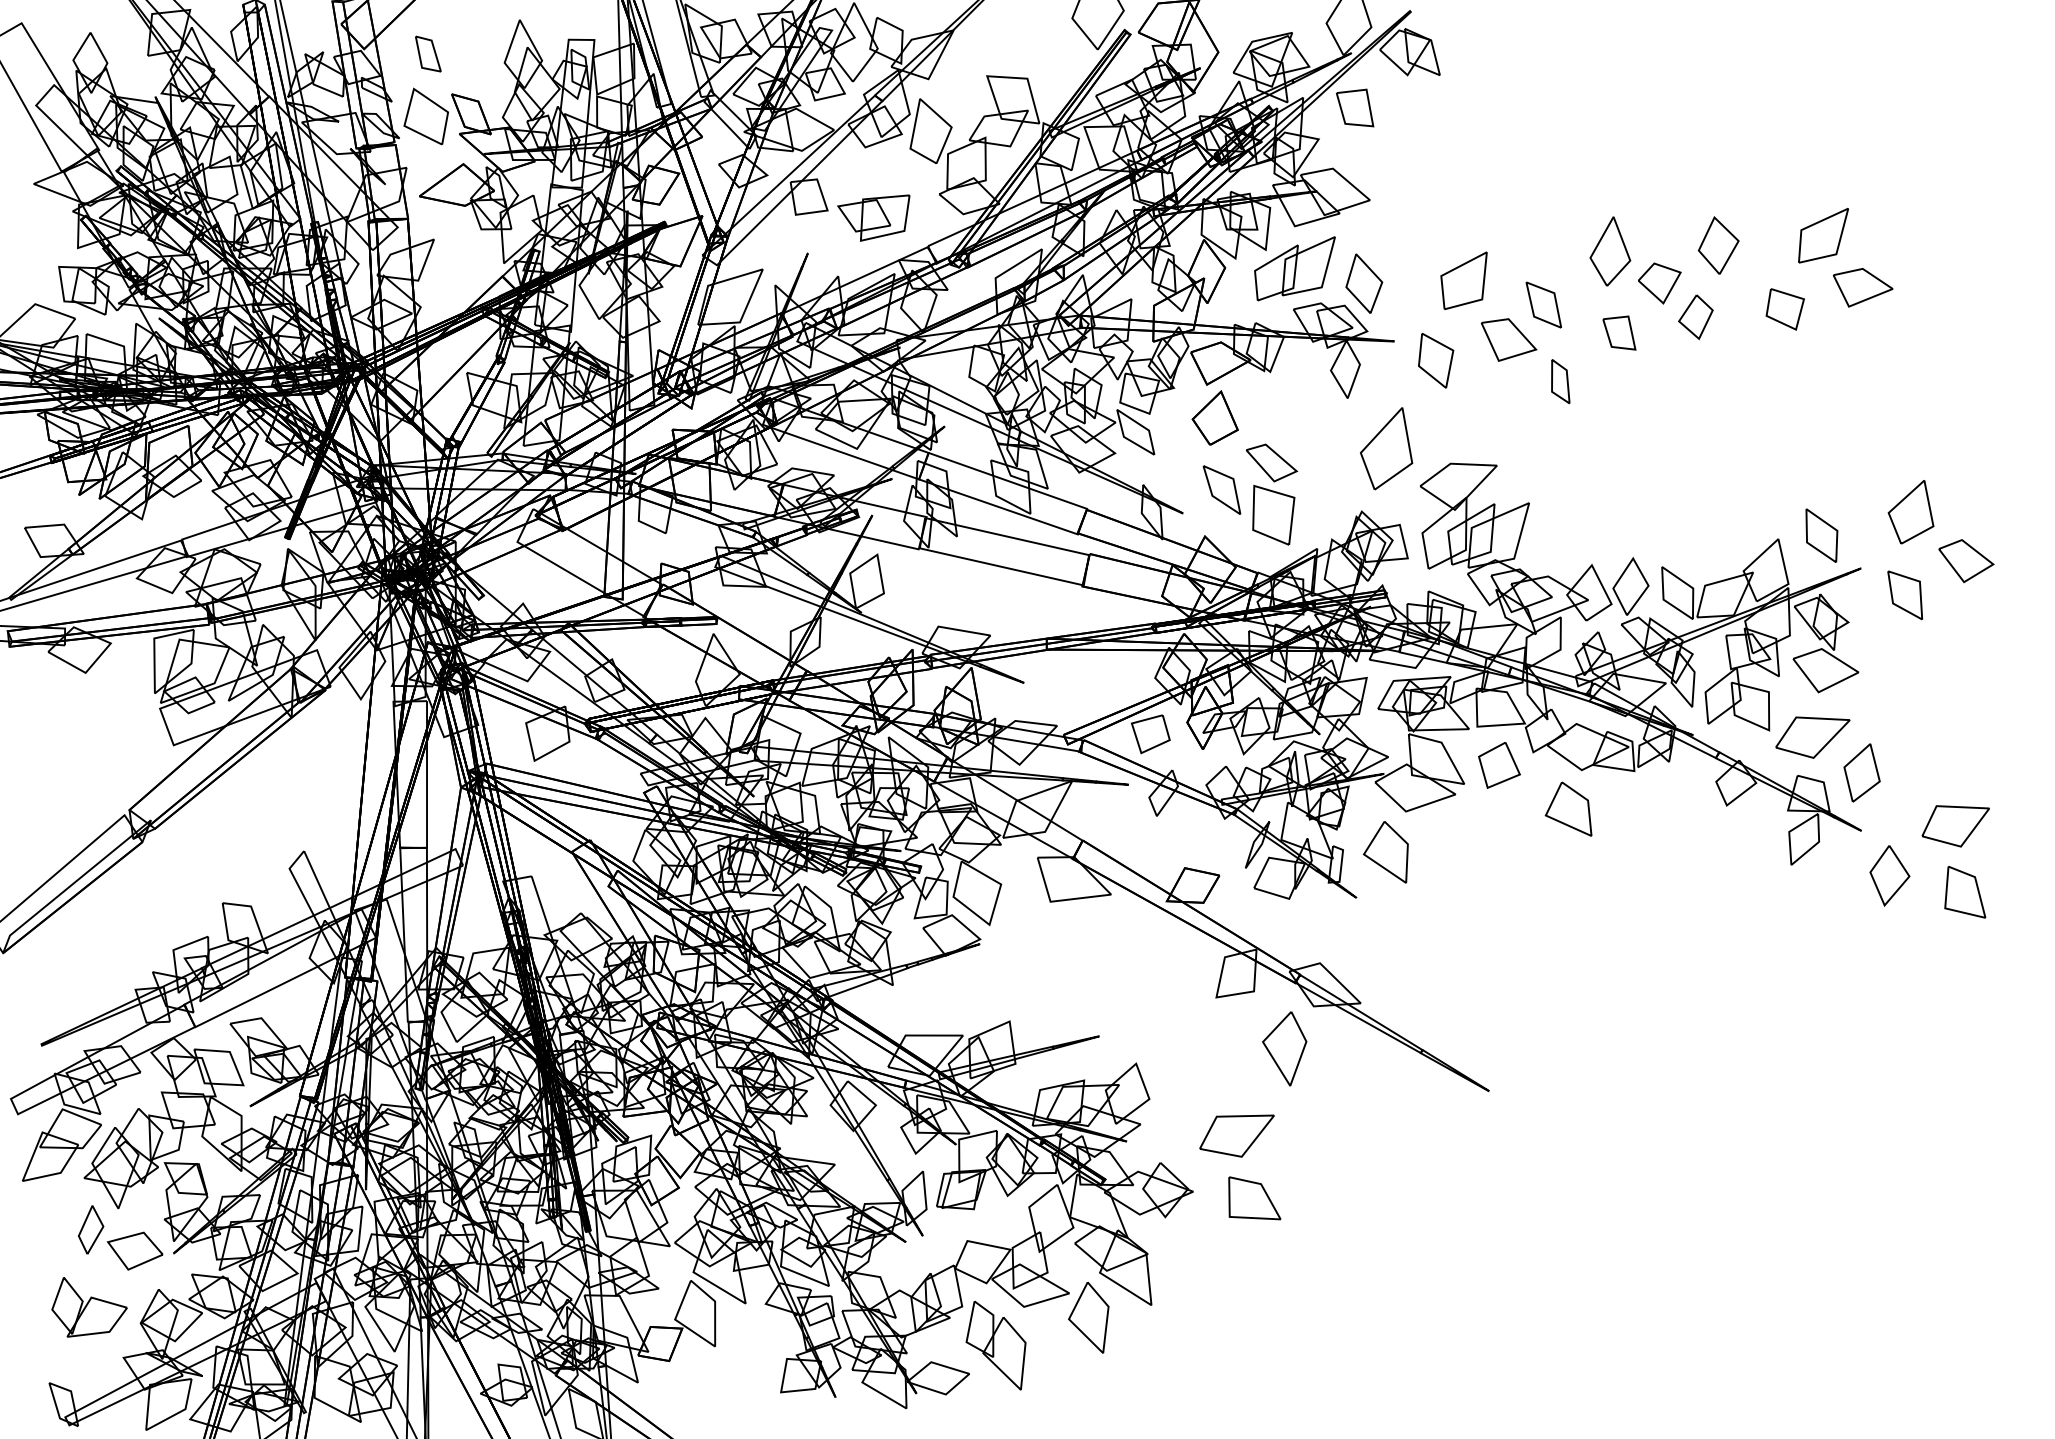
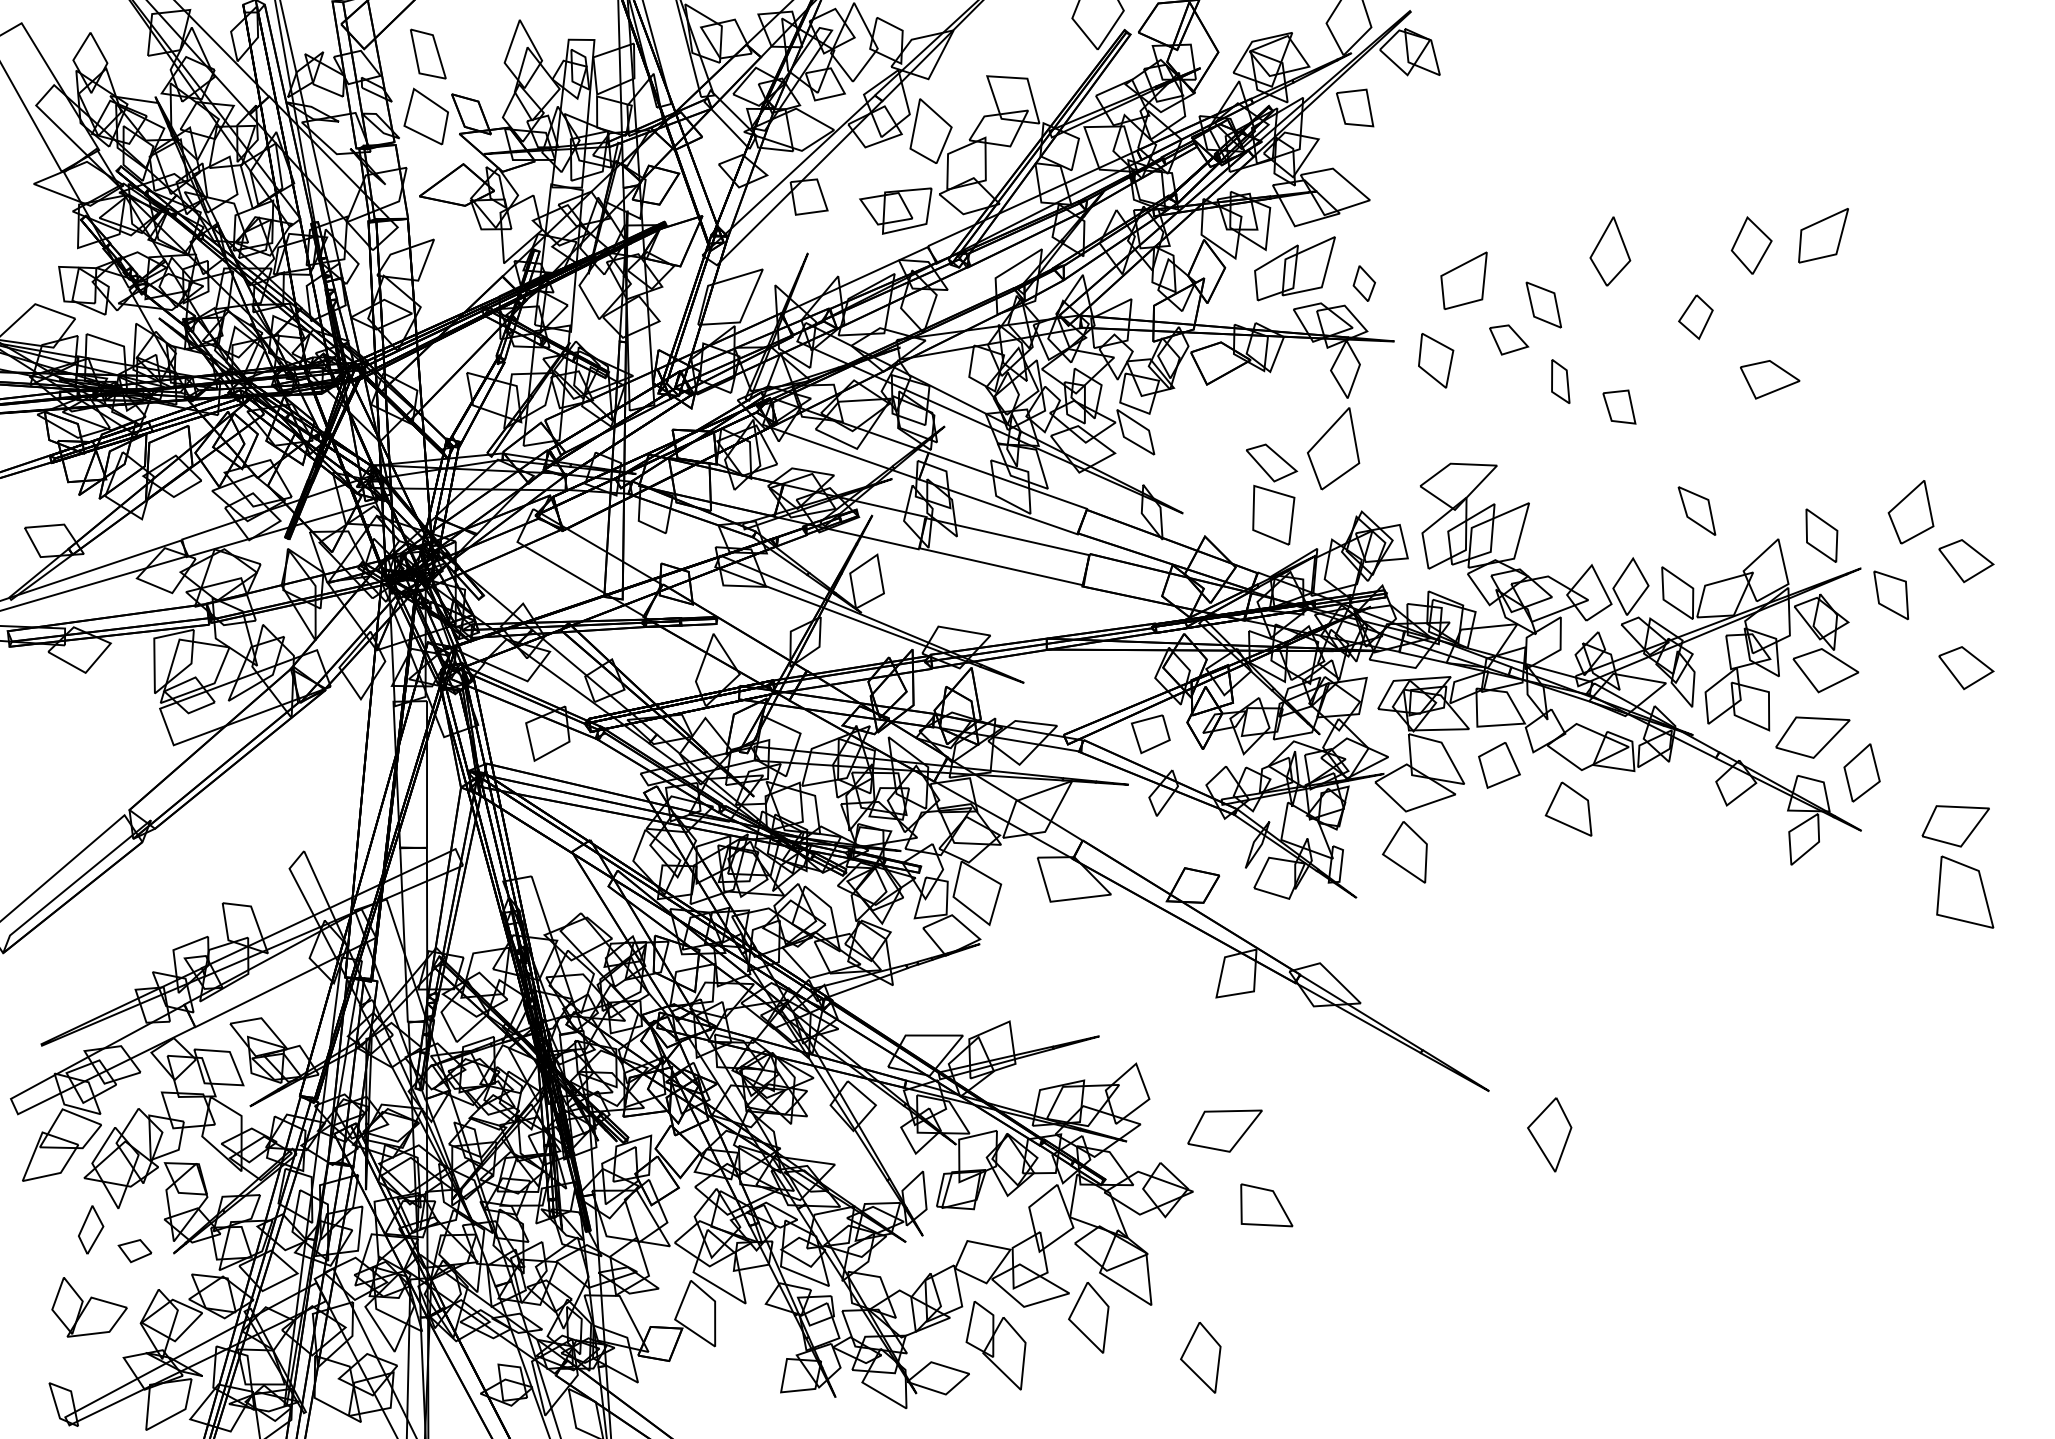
part size: 27x38 px -> 37x52 px (428, 53)
part position: (873, 217) -> (895, 210) (895, 210)
part position: (1718, 245) -> (1751, 245) (1751, 245)
part size: 39x61 px -> 25x37 px (1364, 283)
part: present -> none (1659, 283)
part position: (1863, 287) -> (1770, 379) (1770, 379)
part: present -> none (1784, 309)
part position: (1619, 332) -> (1619, 406) (1619, 406)
part size: 58x44 px -> 41x32 px (1509, 339)
part: present -> none (1214, 417)
part position: (1386, 448) -> (1333, 448) (1333, 448)
part position: (1221, 489) -> (1696, 510) (1696, 510)
part position: (1905, 595) -> (1891, 595) (1891, 595)
part: none -> present (1966, 668)
part position: (1385, 852) -> (1404, 852) (1404, 852)
part: present -> none (1889, 875)
part size: 43x53 px -> 59x74 px (1965, 891)
part position: (1284, 1048) -> (1549, 1134) (1549, 1134)
part position: (1236, 1135) -> (1224, 1130) (1224, 1130)
part position: (1254, 1198) -> (1266, 1205) (1266, 1205)
part size: 58x40 px -> 36x25 px (134, 1251)
part: none -> present (1200, 1357)
